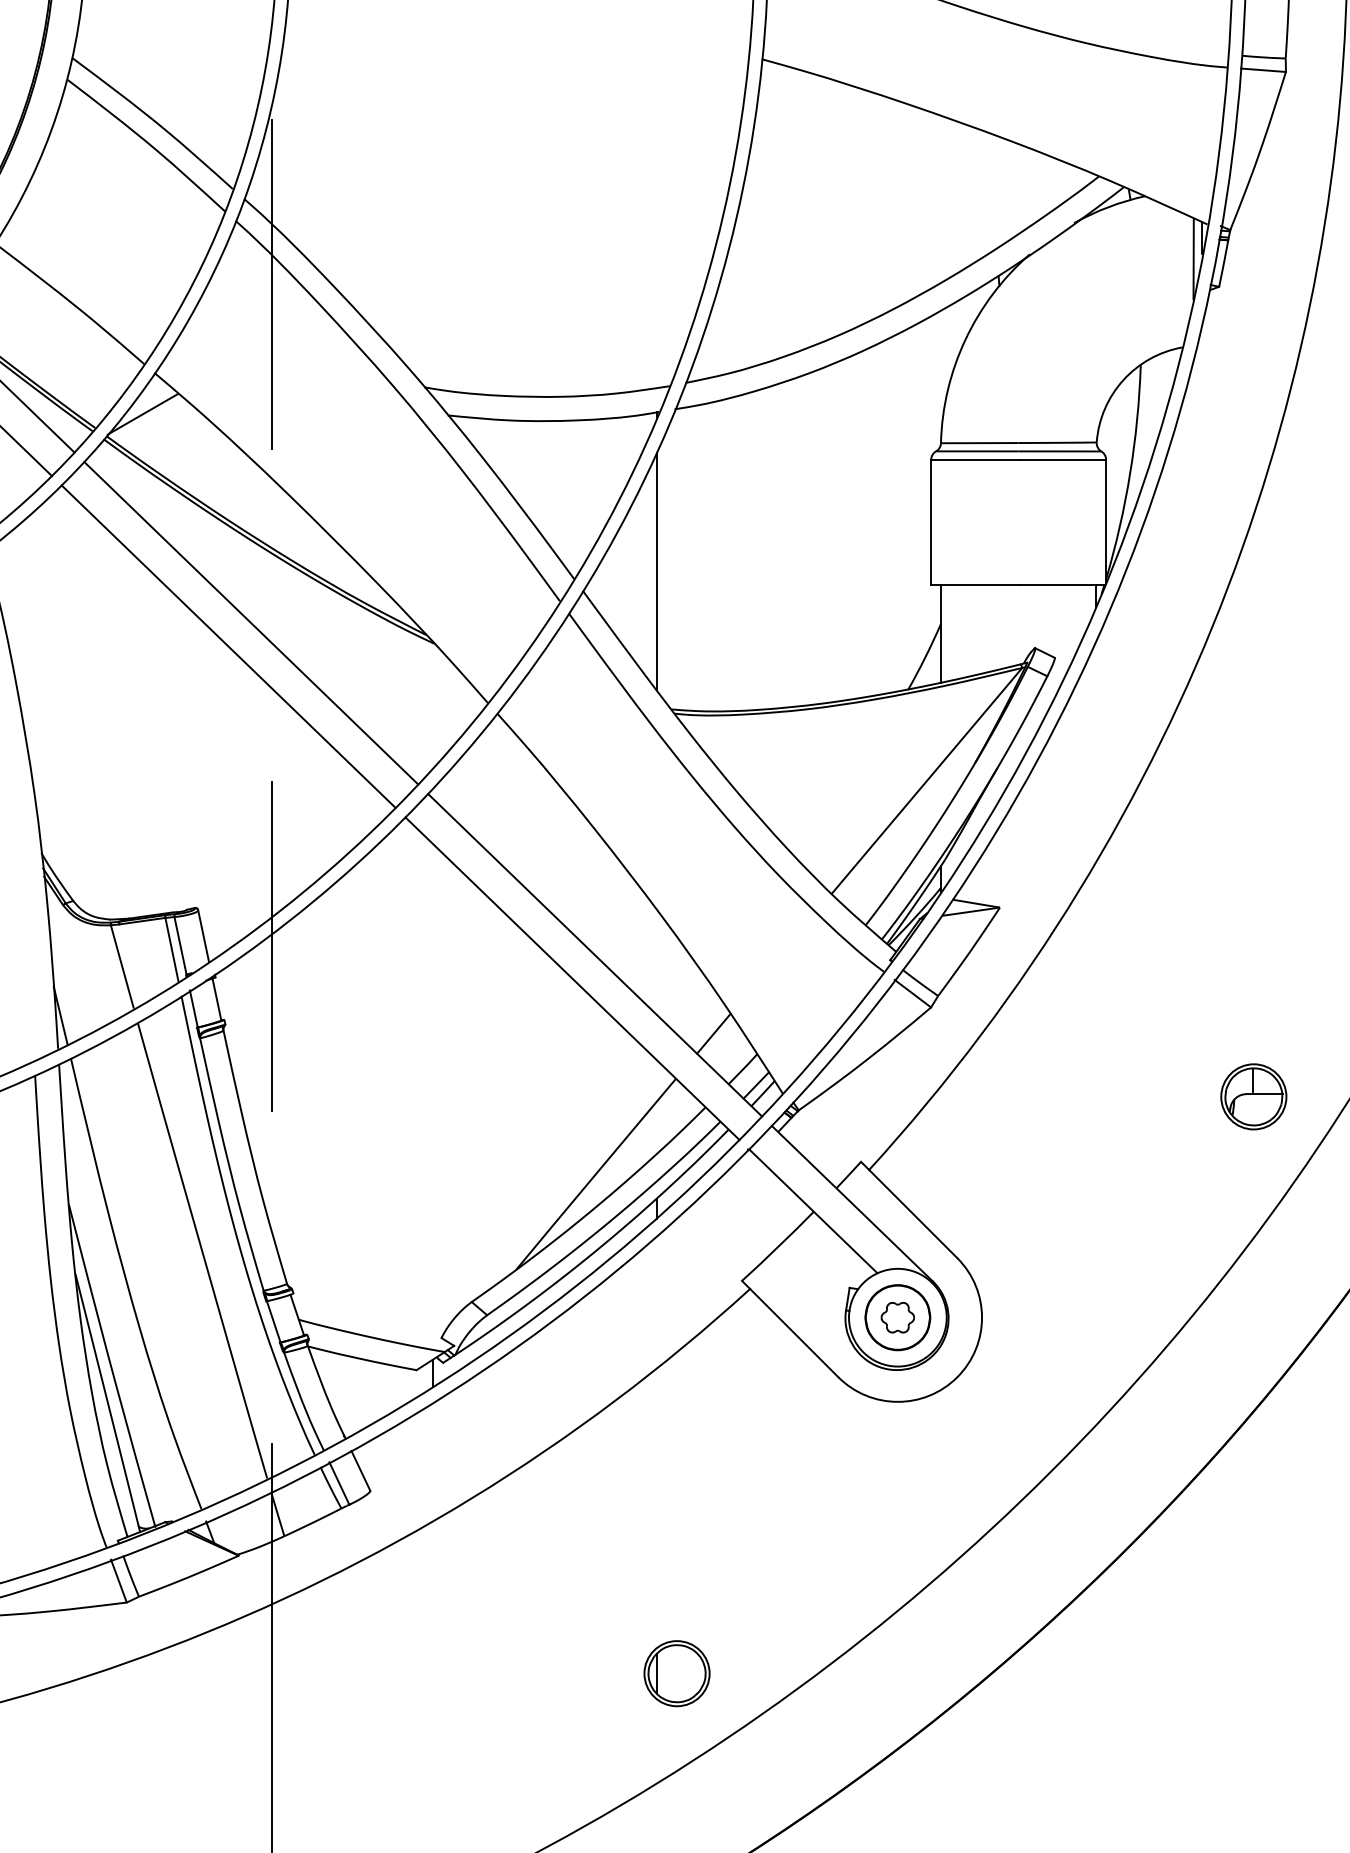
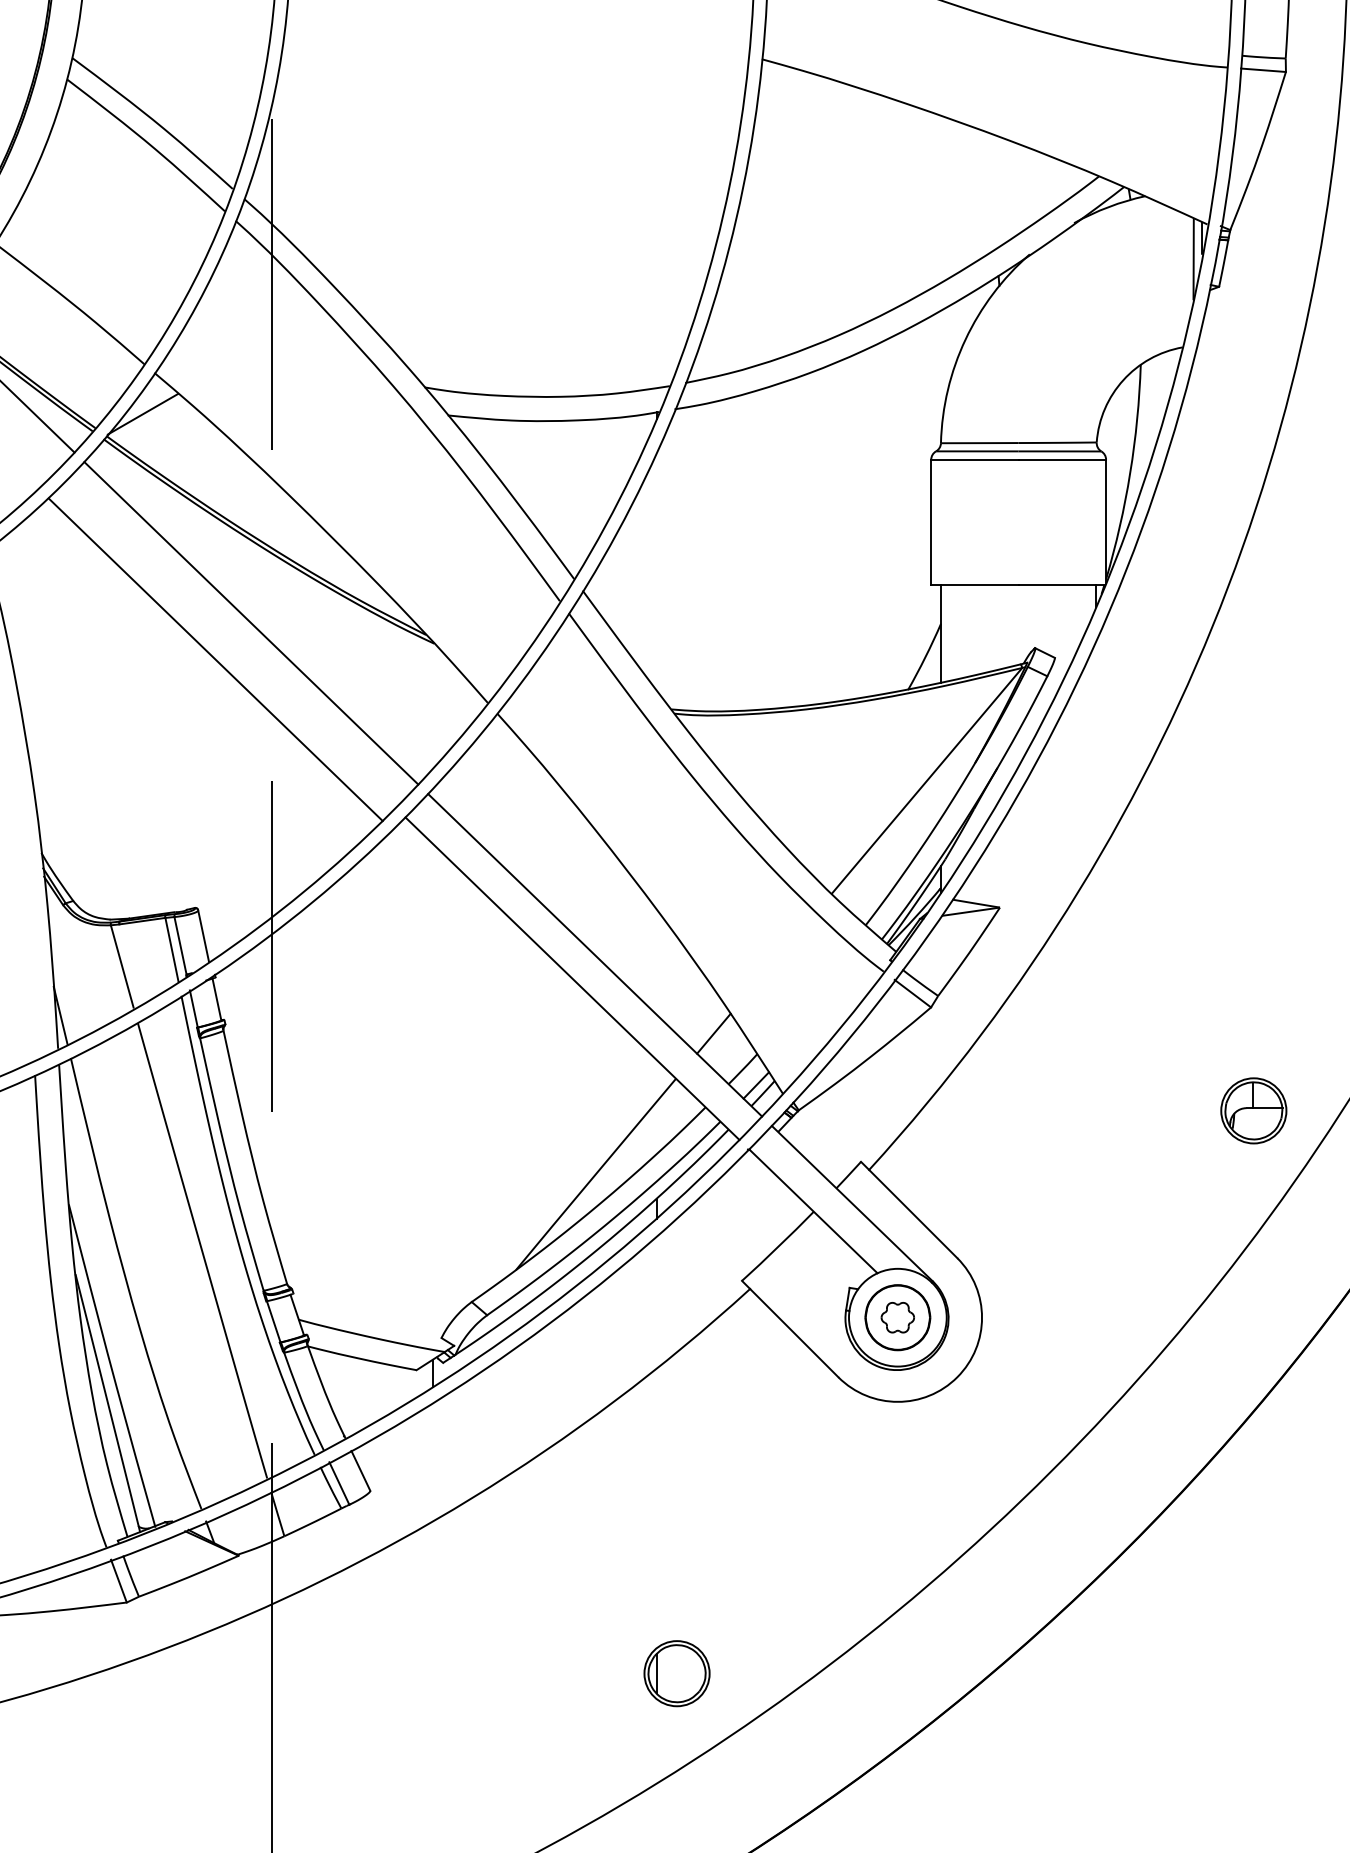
line: present -> none (26, 452)
line: present -> none (656, 571)
line position: (228, 646) -> (215, 659) (215, 659)
part position: (1253, 1096) -> (1253, 1110) (1253, 1110)
